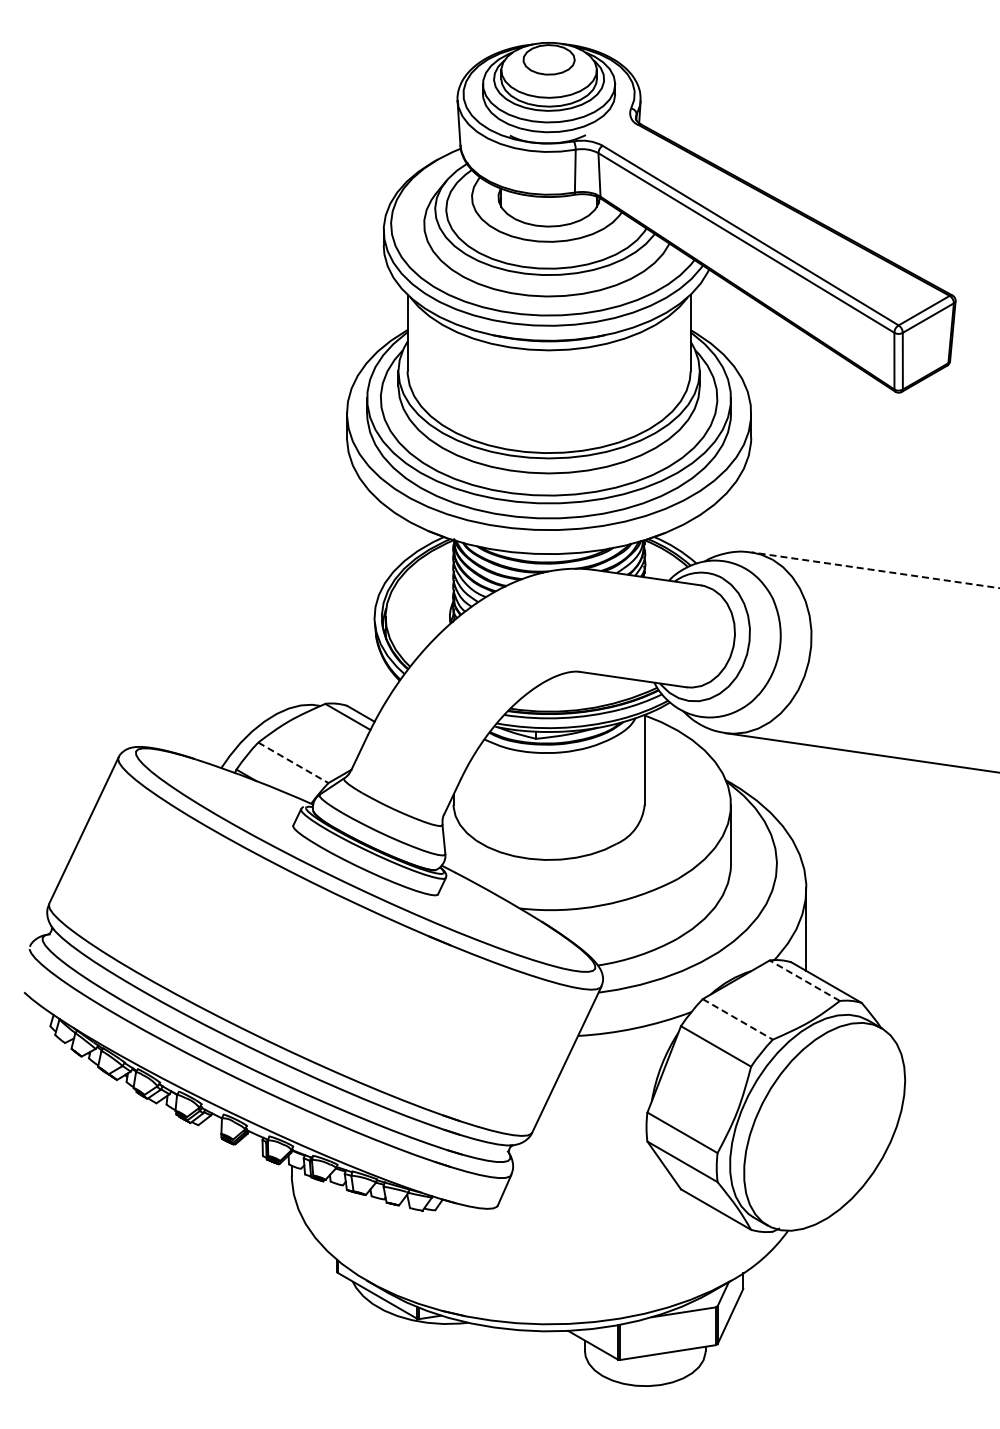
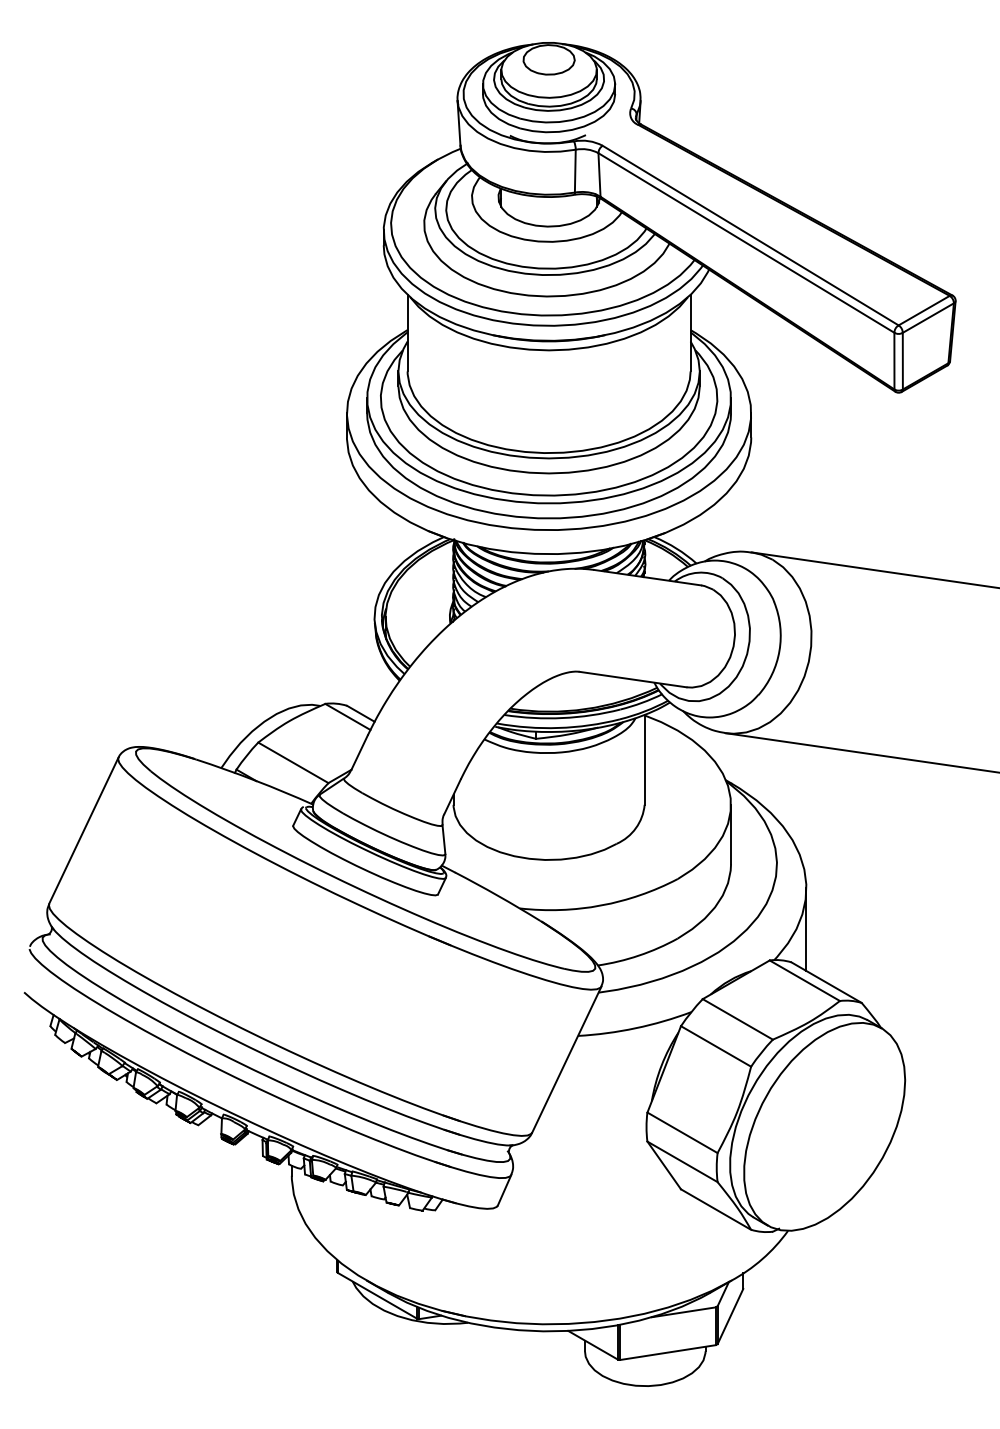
line: dashed -> solid (875, 570)
line: dashed -> solid (293, 762)
line: dashed -> solid (804, 980)
line: dashed -> solid (738, 1019)
